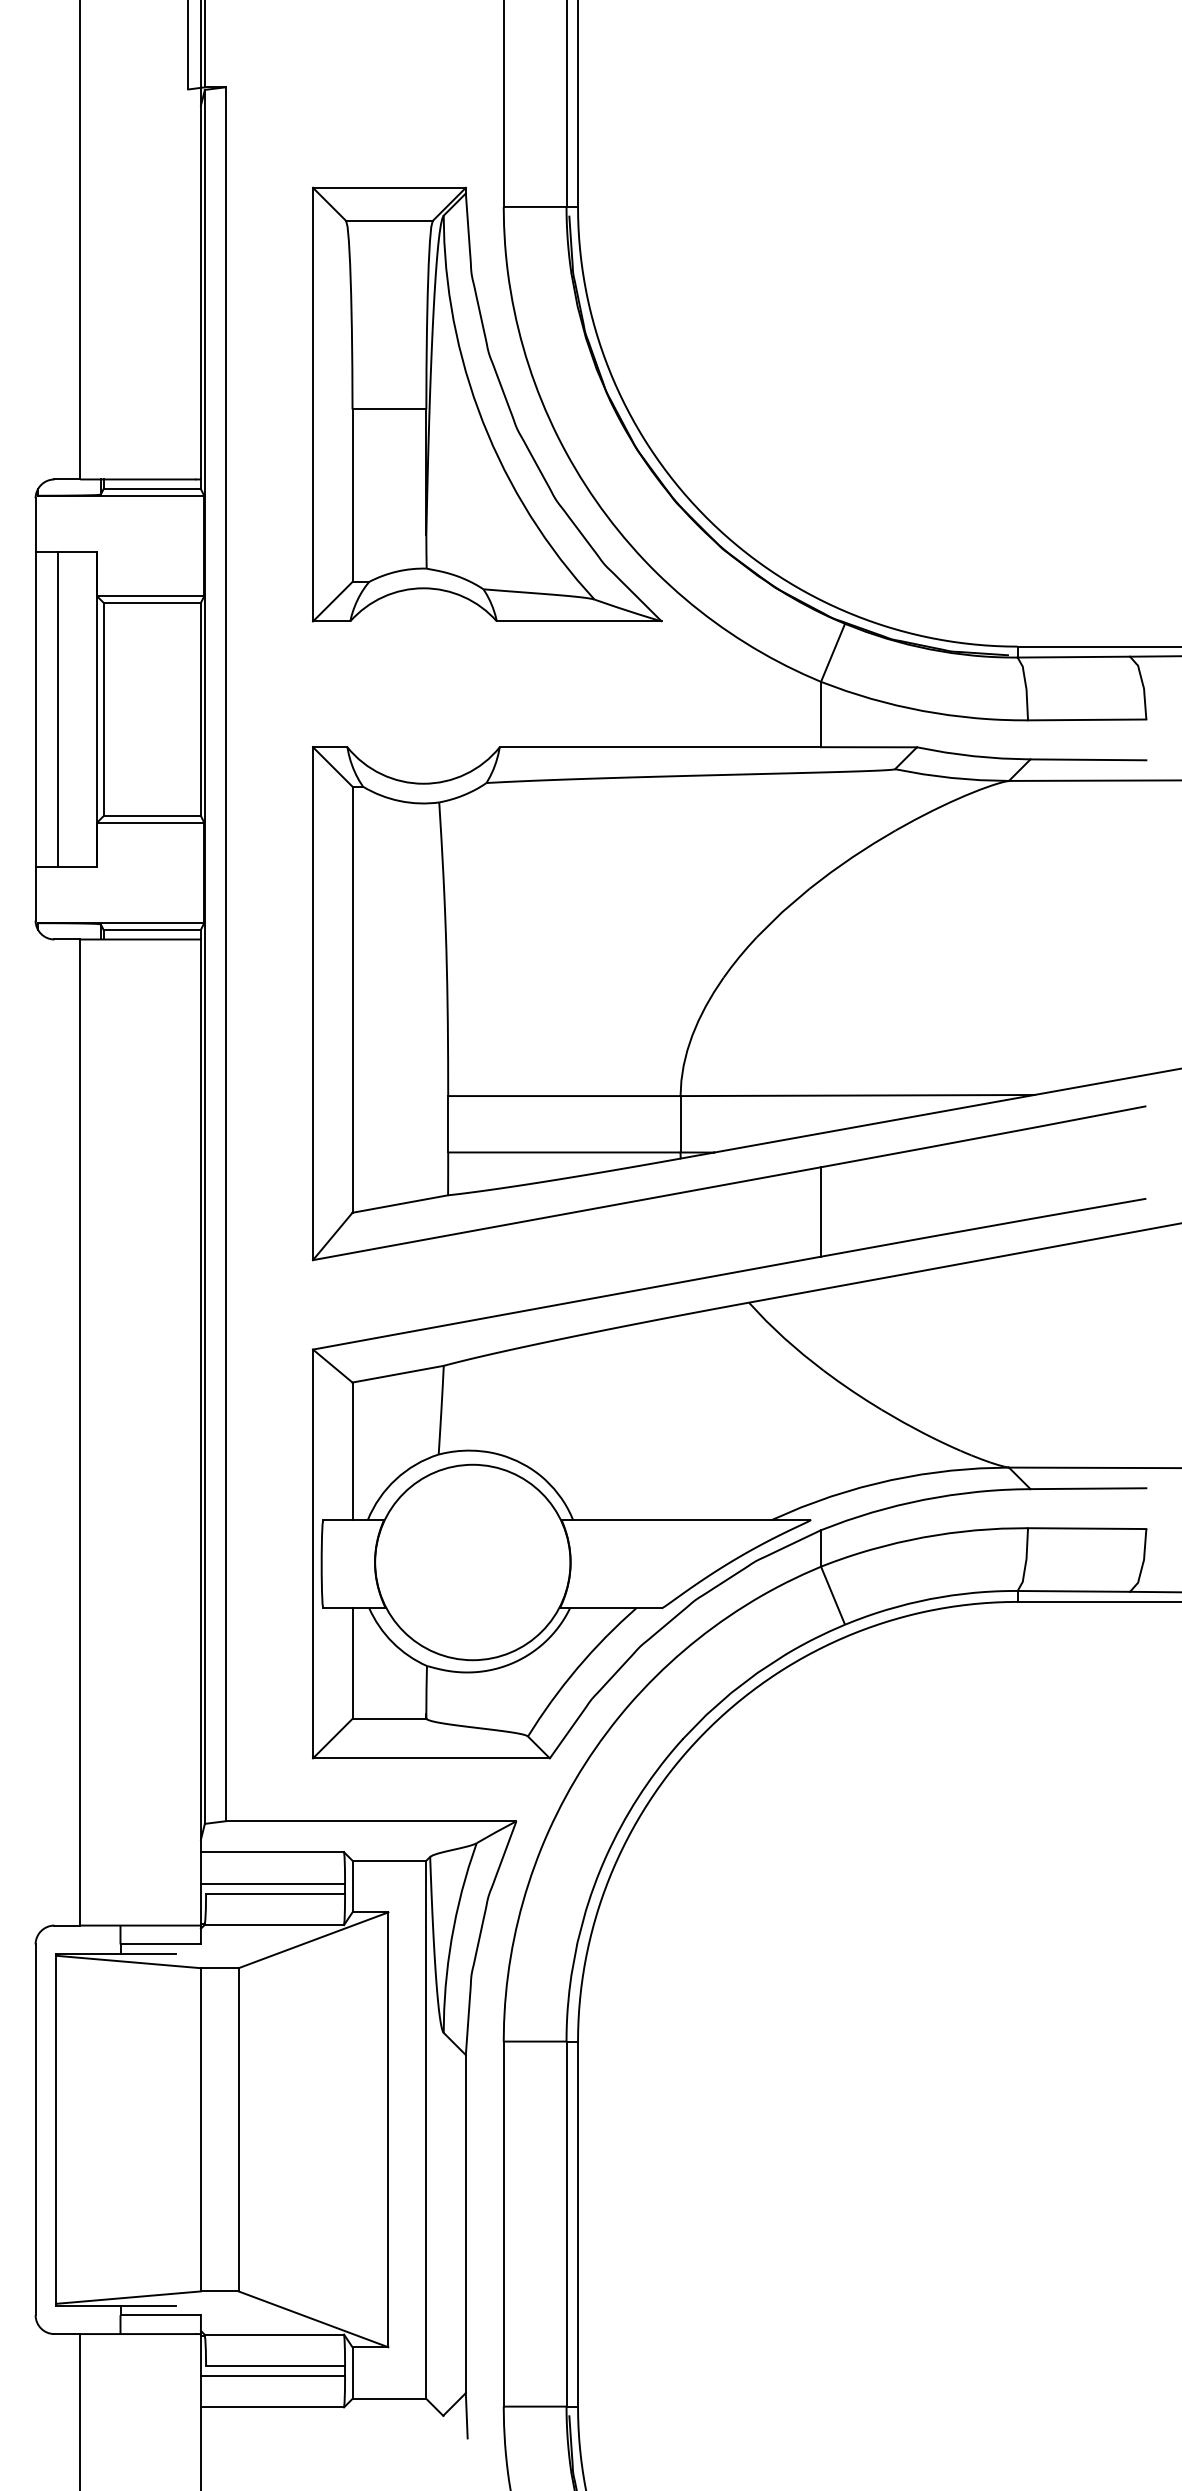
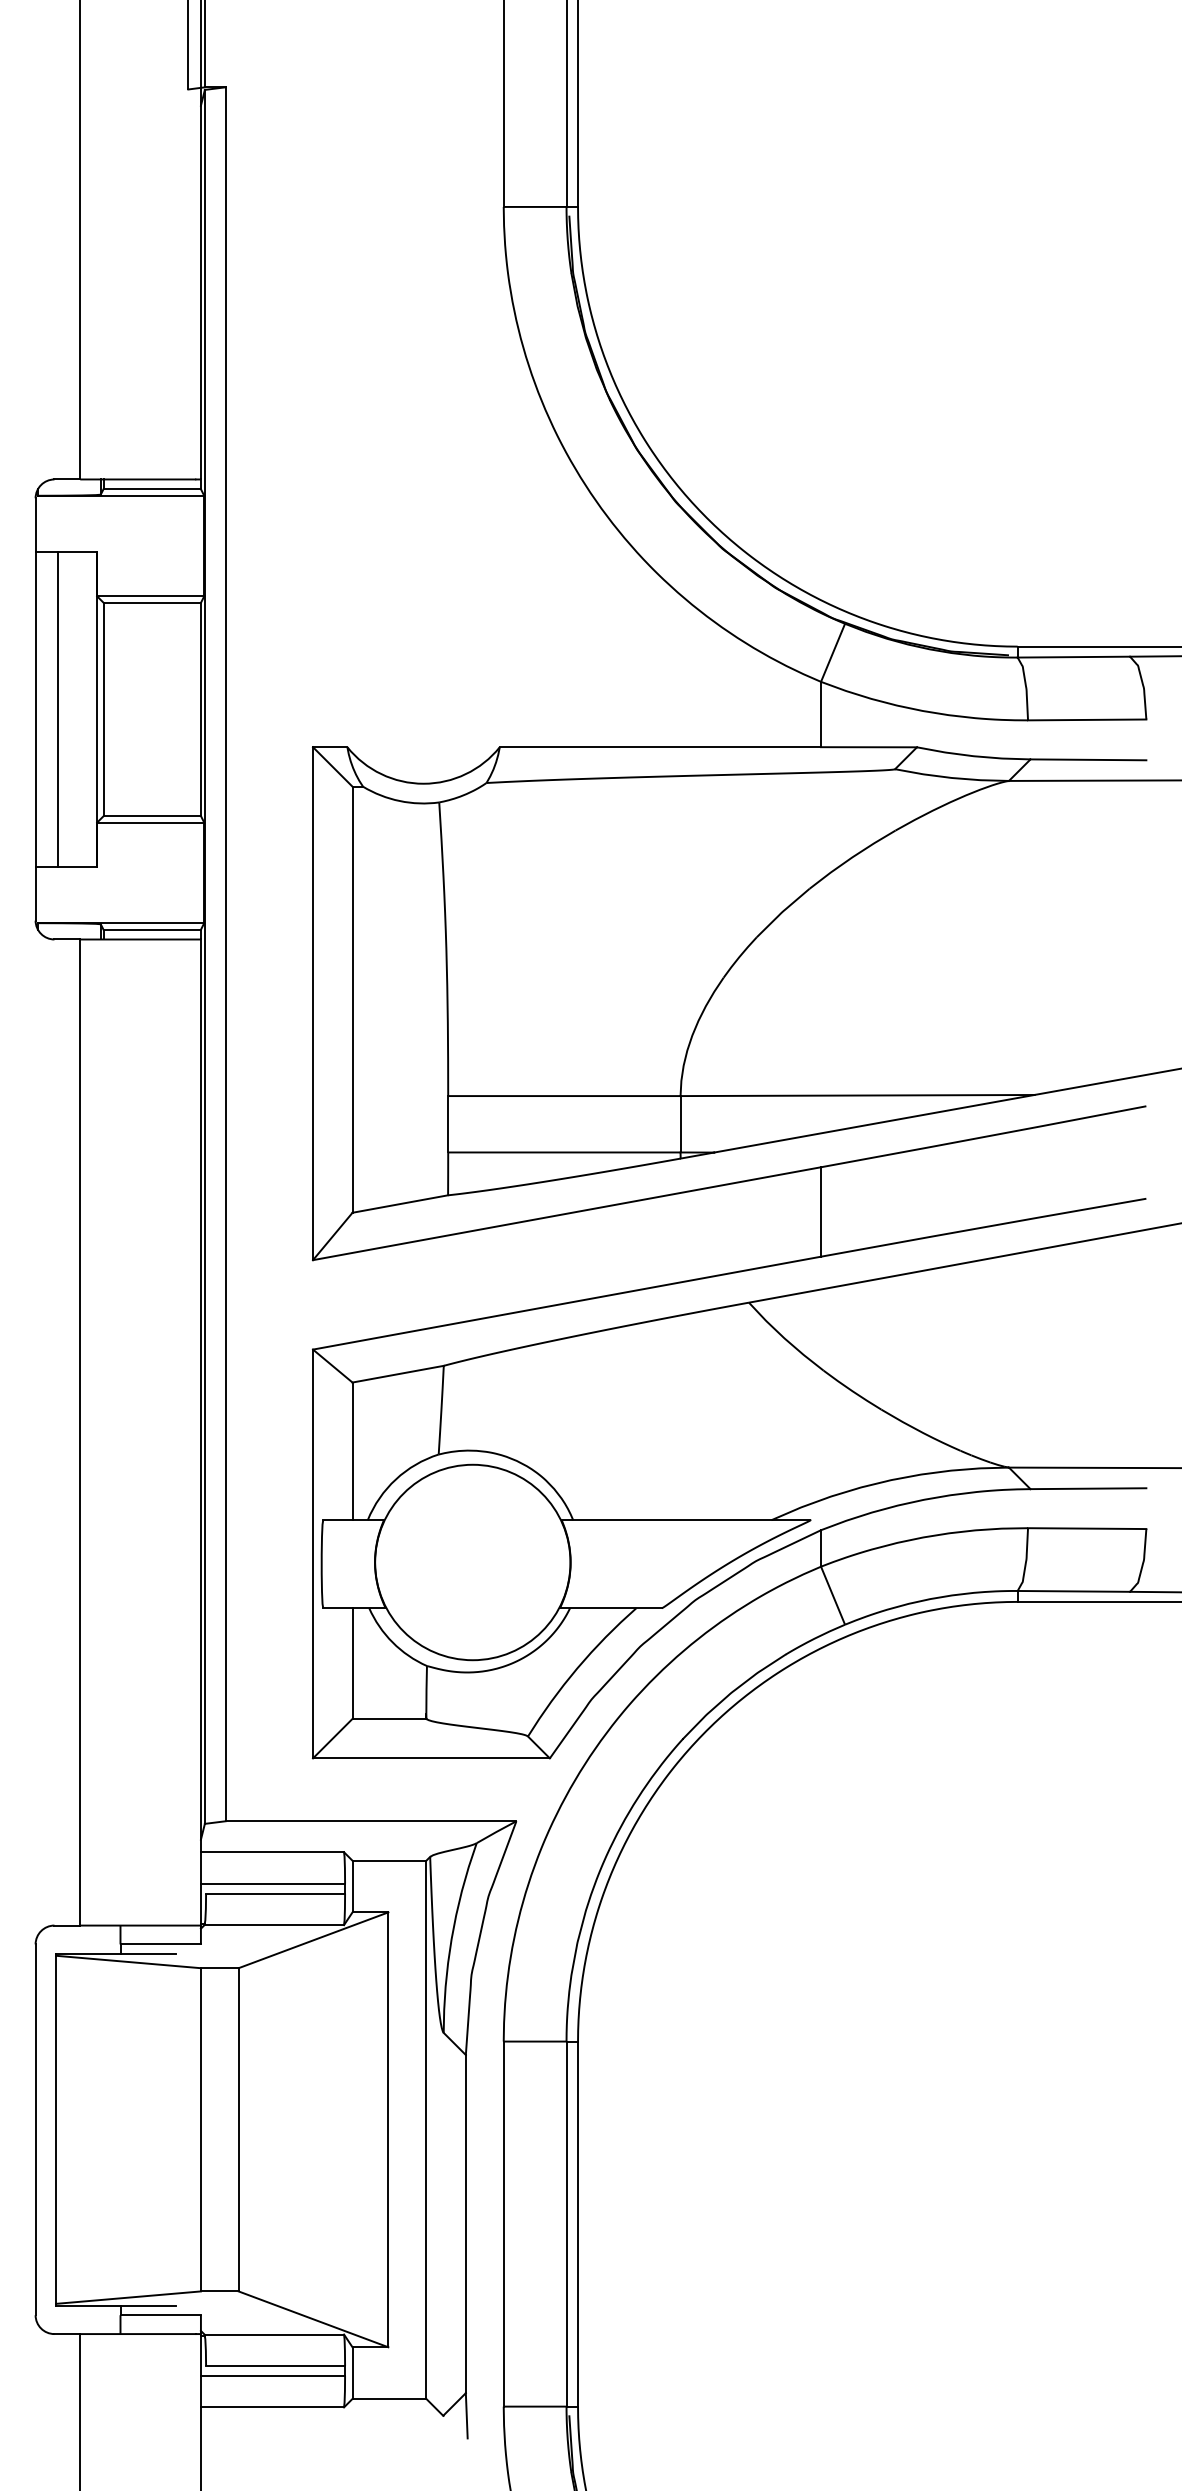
part: present -> none (487, 404)
